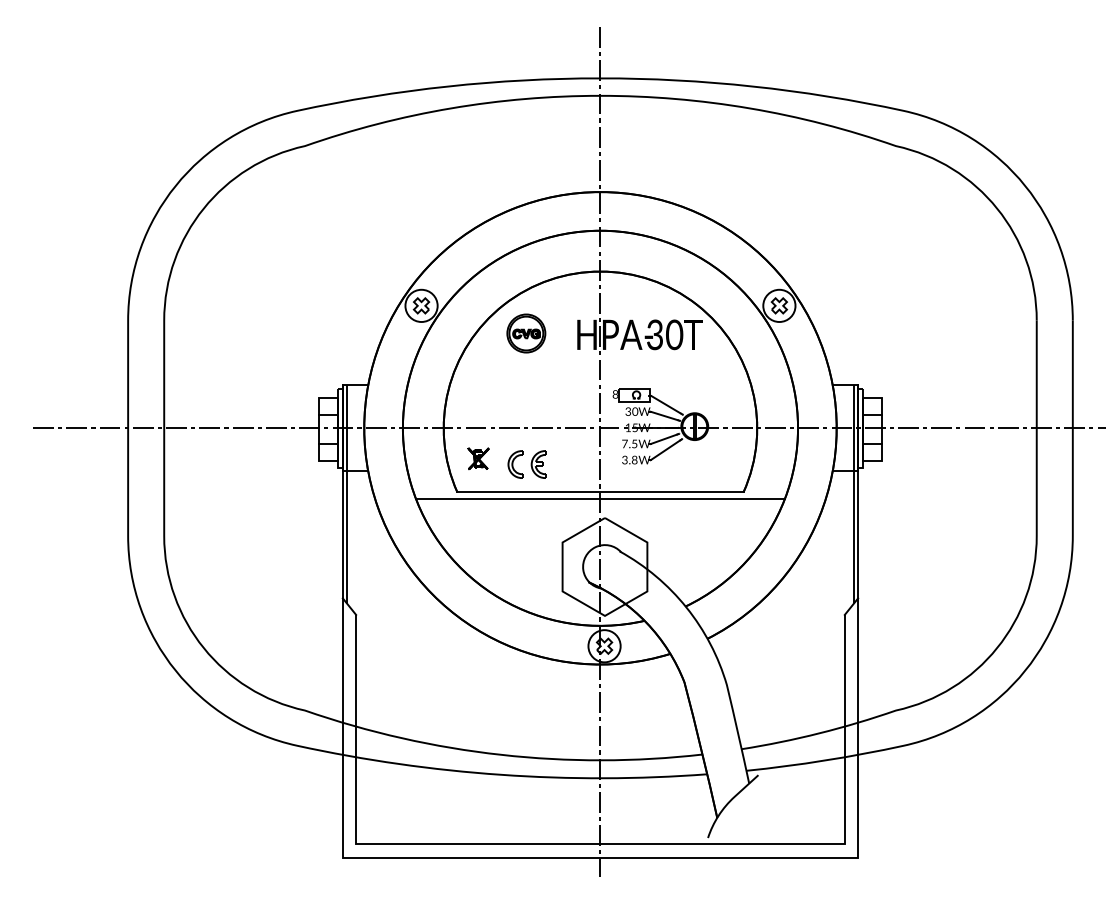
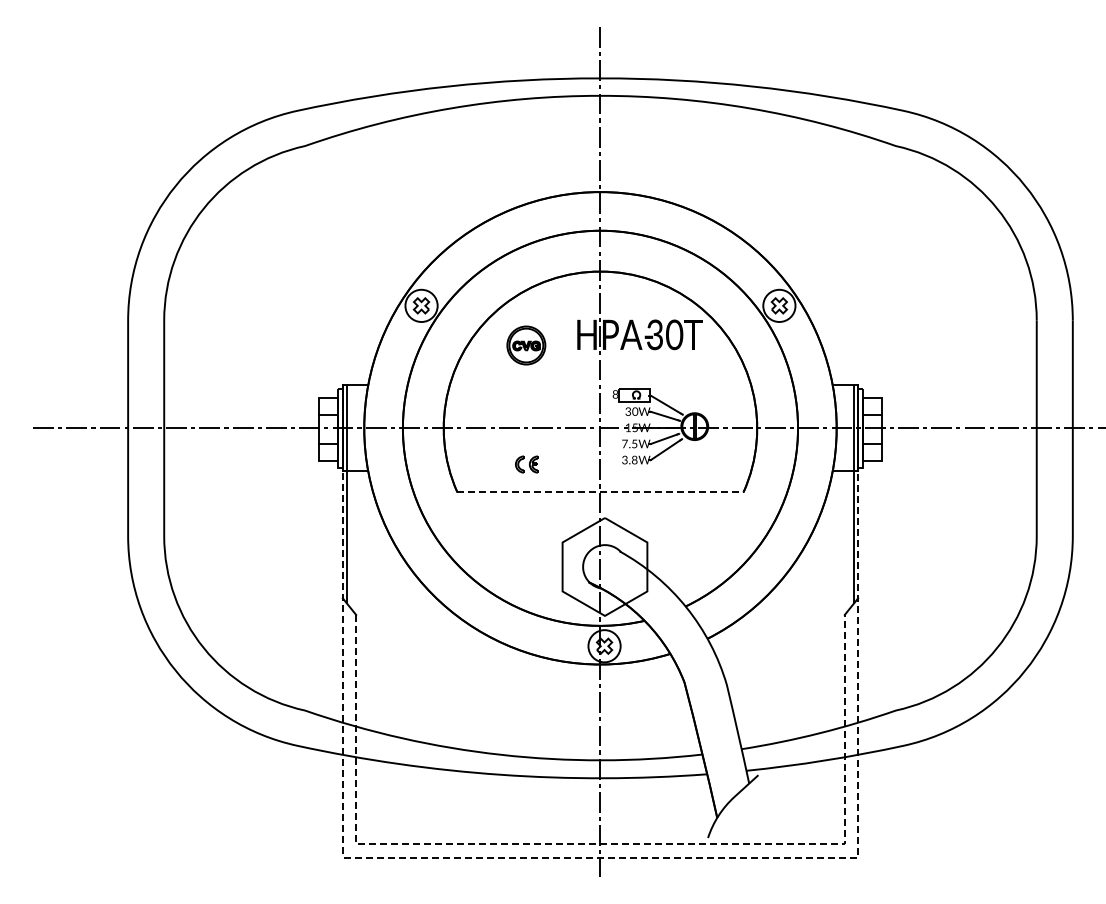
part position: (526, 333) -> (526, 345) (526, 345)
part: present -> none (478, 458)
part size: 40x29 px -> 24x19 px (526, 464)
line: solid -> dashed (600, 492)
line: present -> none (600, 499)
line: solid -> dashed (600, 844)
line: solid -> dashed (600, 857)
